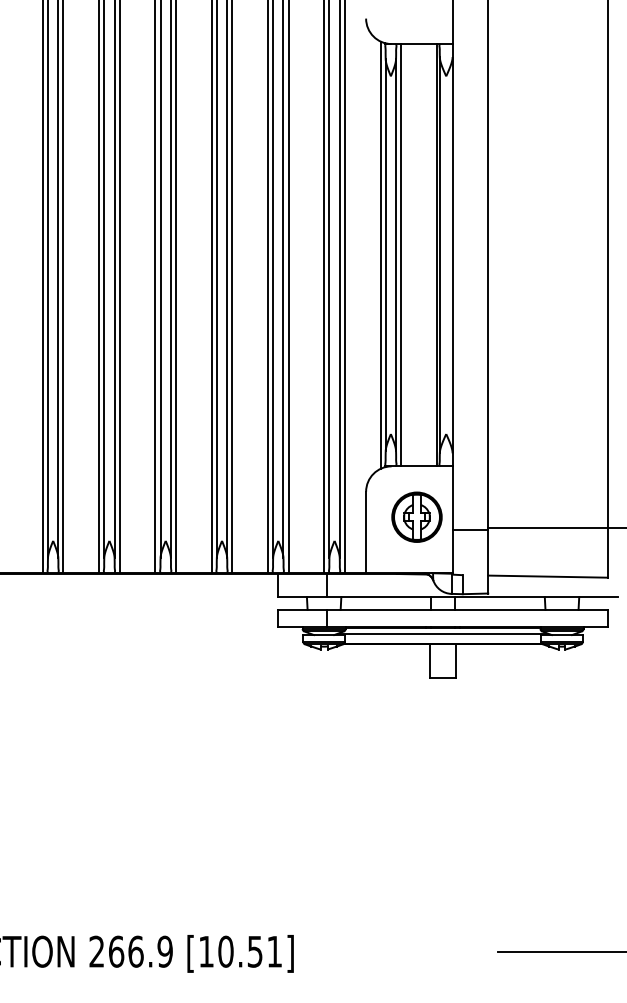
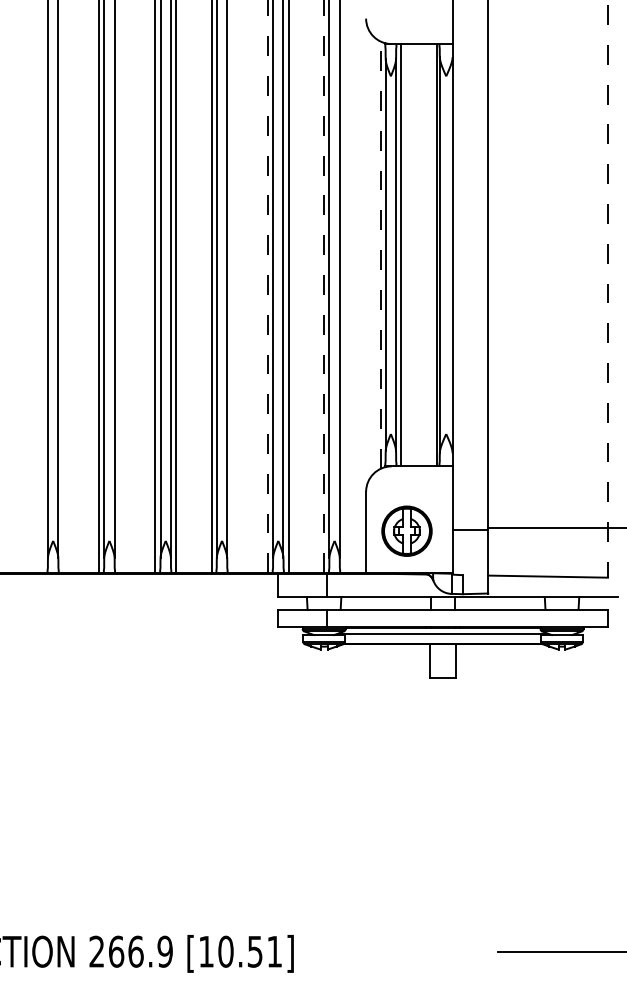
line: solid -> dashed (380, 255)
line: solid -> dashed (268, 286)
line: solid -> dashed (324, 286)
line: present -> none (42, 287)
line: present -> none (63, 287)
line: present -> none (119, 287)
line: present -> none (232, 287)
line: present -> none (344, 287)
line: solid -> dashed (607, 288)
part position: (416, 516) -> (406, 530) (406, 530)
